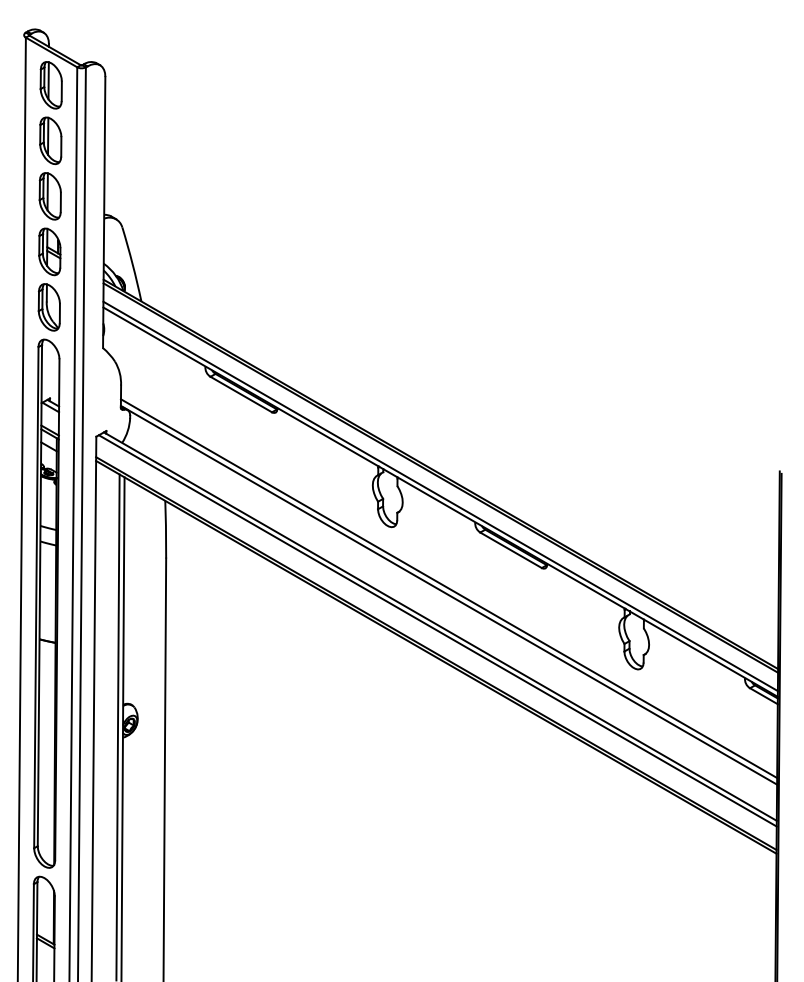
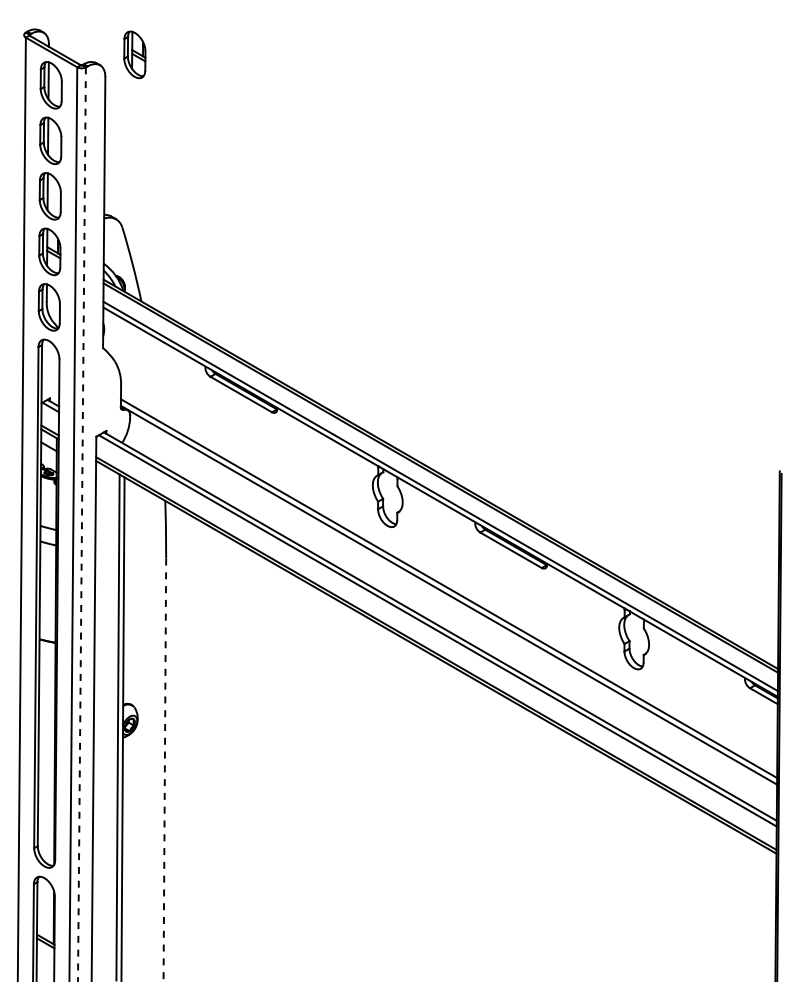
part: none -> present (134, 54)
line: solid -> dashed (81, 525)
line: solid -> dashed (164, 770)
